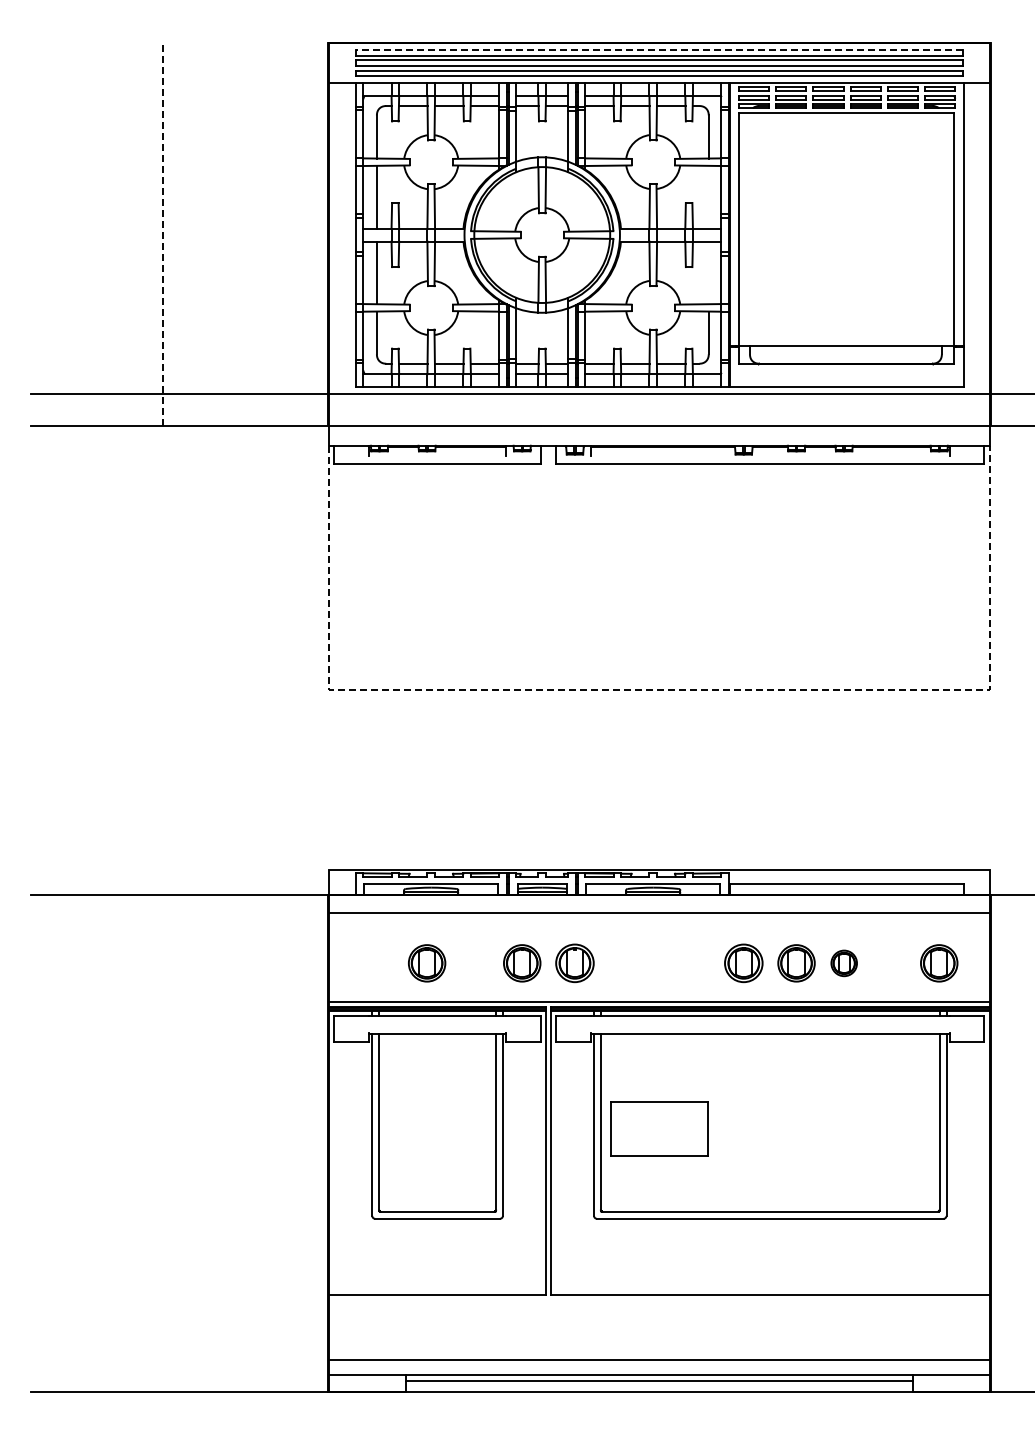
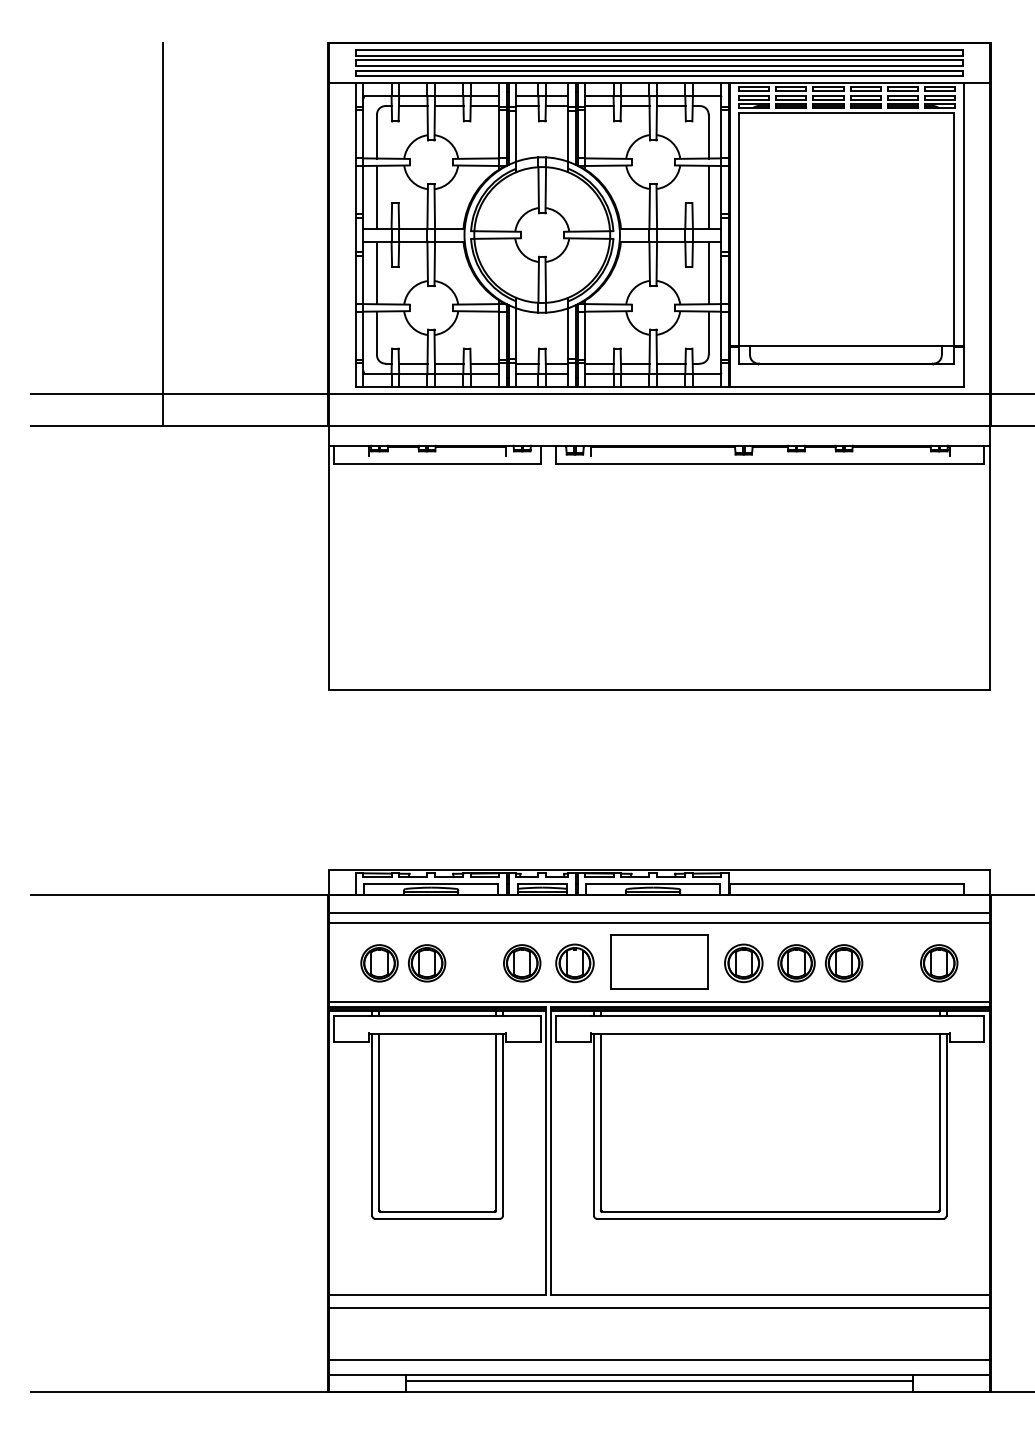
line: dashed -> solid (658, 50)
line: none -> present (708, 196)
line: dashed -> solid (163, 233)
line: none -> present (708, 272)
line: dashed -> solid (659, 689)
line: none -> present (658, 922)
part: none -> present (379, 963)
part size: 28x29 px -> 39x39 px (844, 963)
part position: (659, 1128) -> (659, 961) (659, 961)
line: none -> present (658, 1308)
